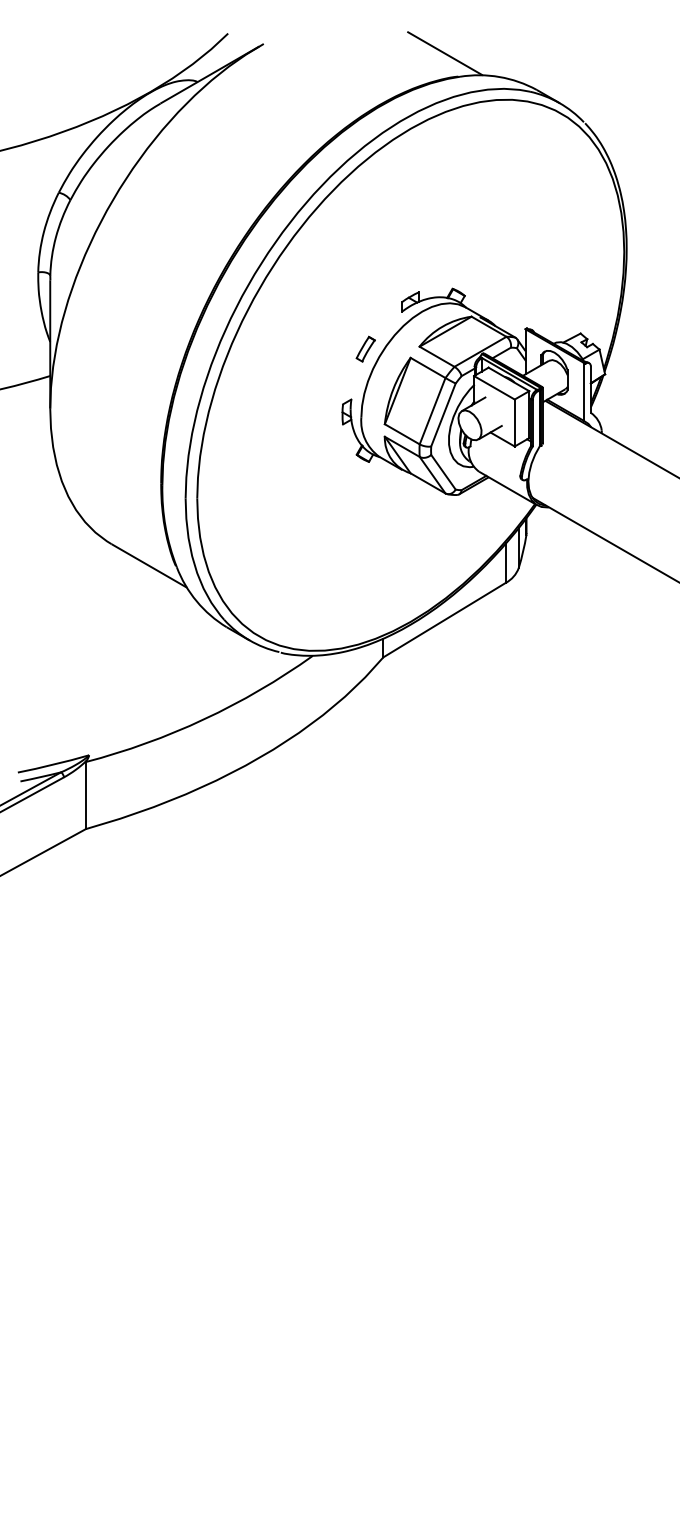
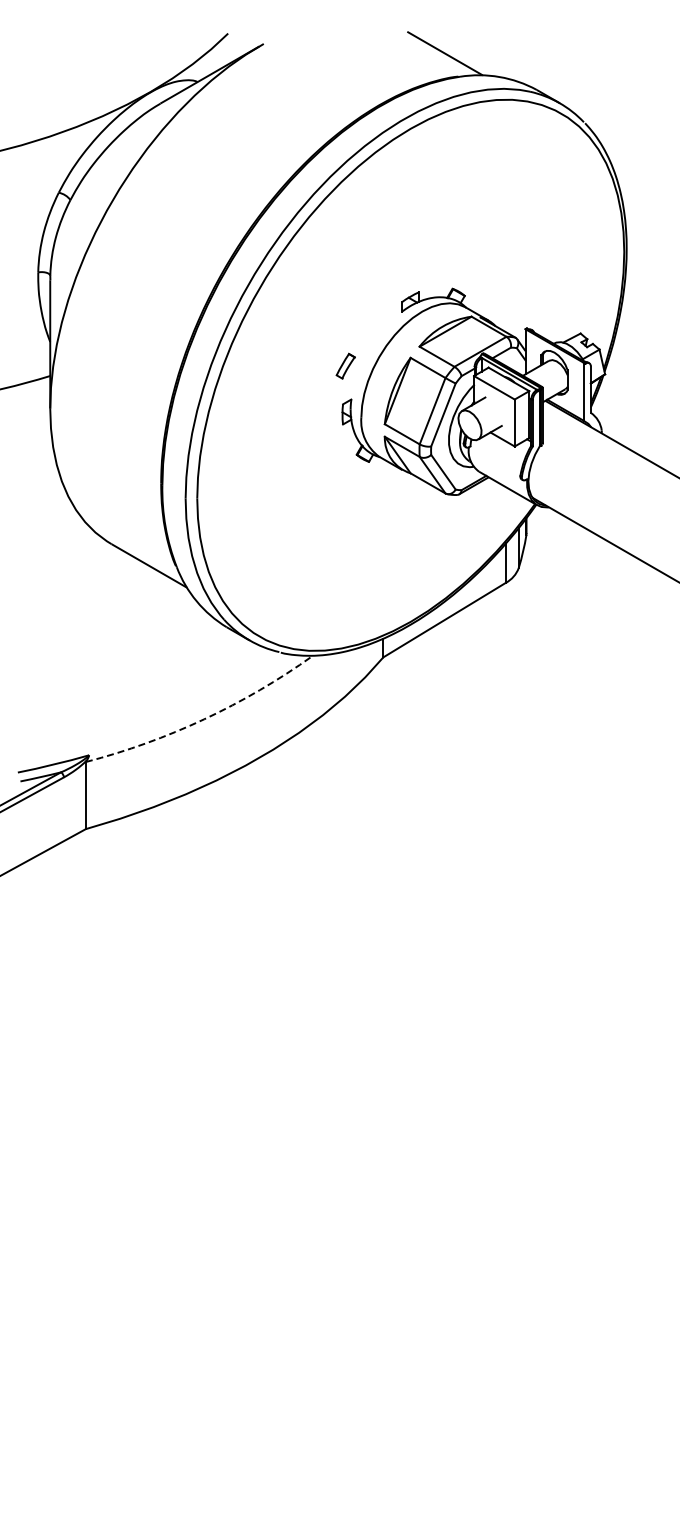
part position: (365, 348) -> (345, 365) (345, 365)
arc: solid -> dashed (204, 719)
